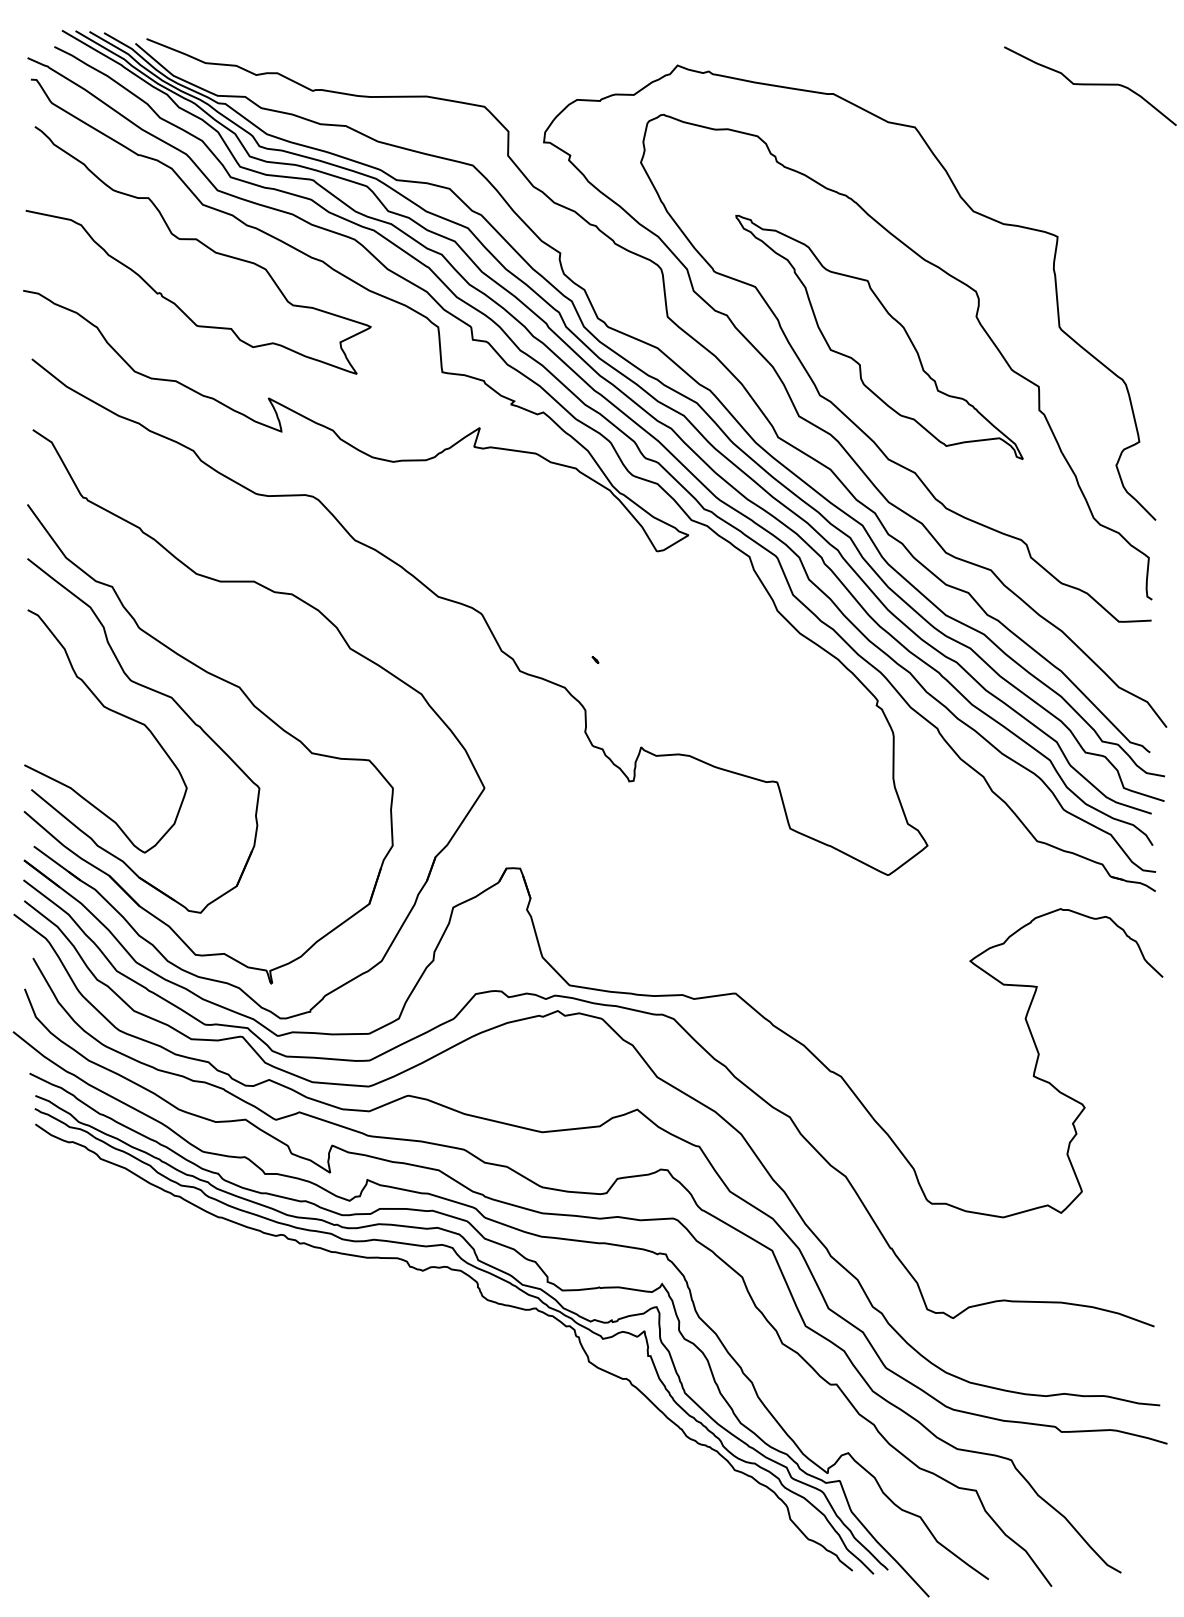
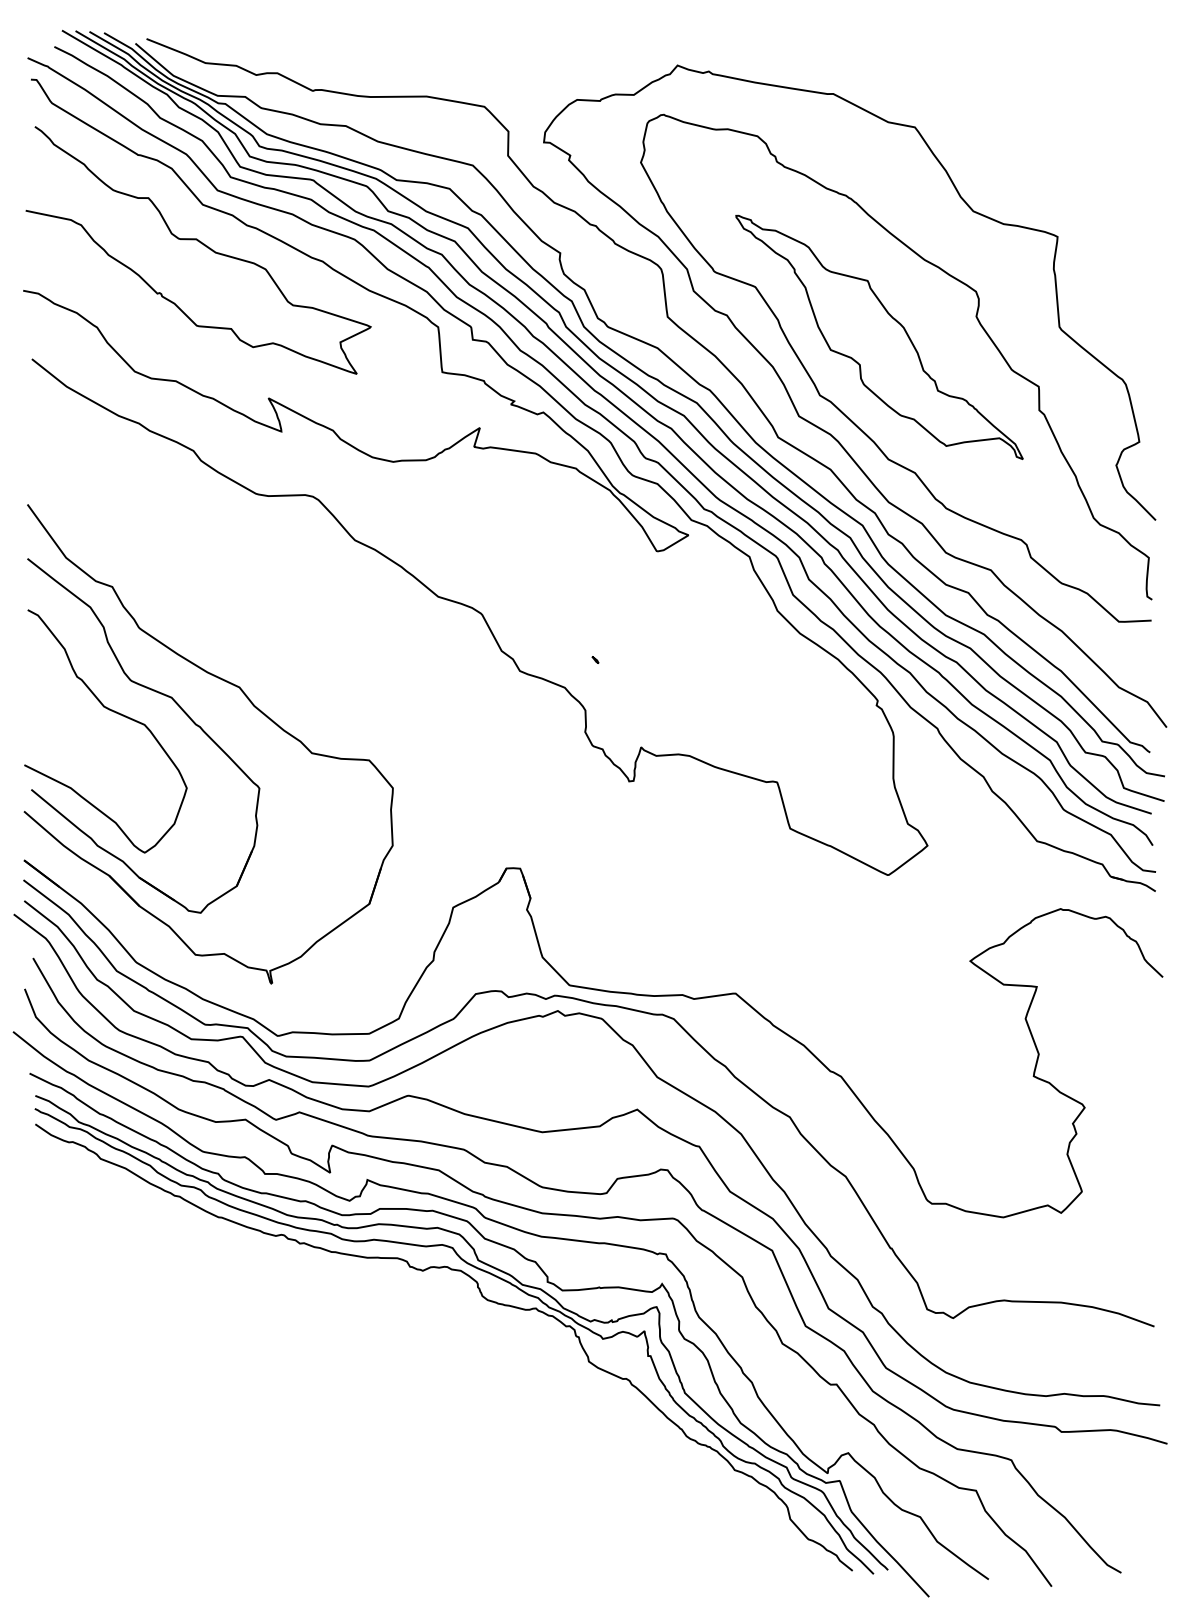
curve: present -> none (1090, 85)
part: present -> none (349, 649)
